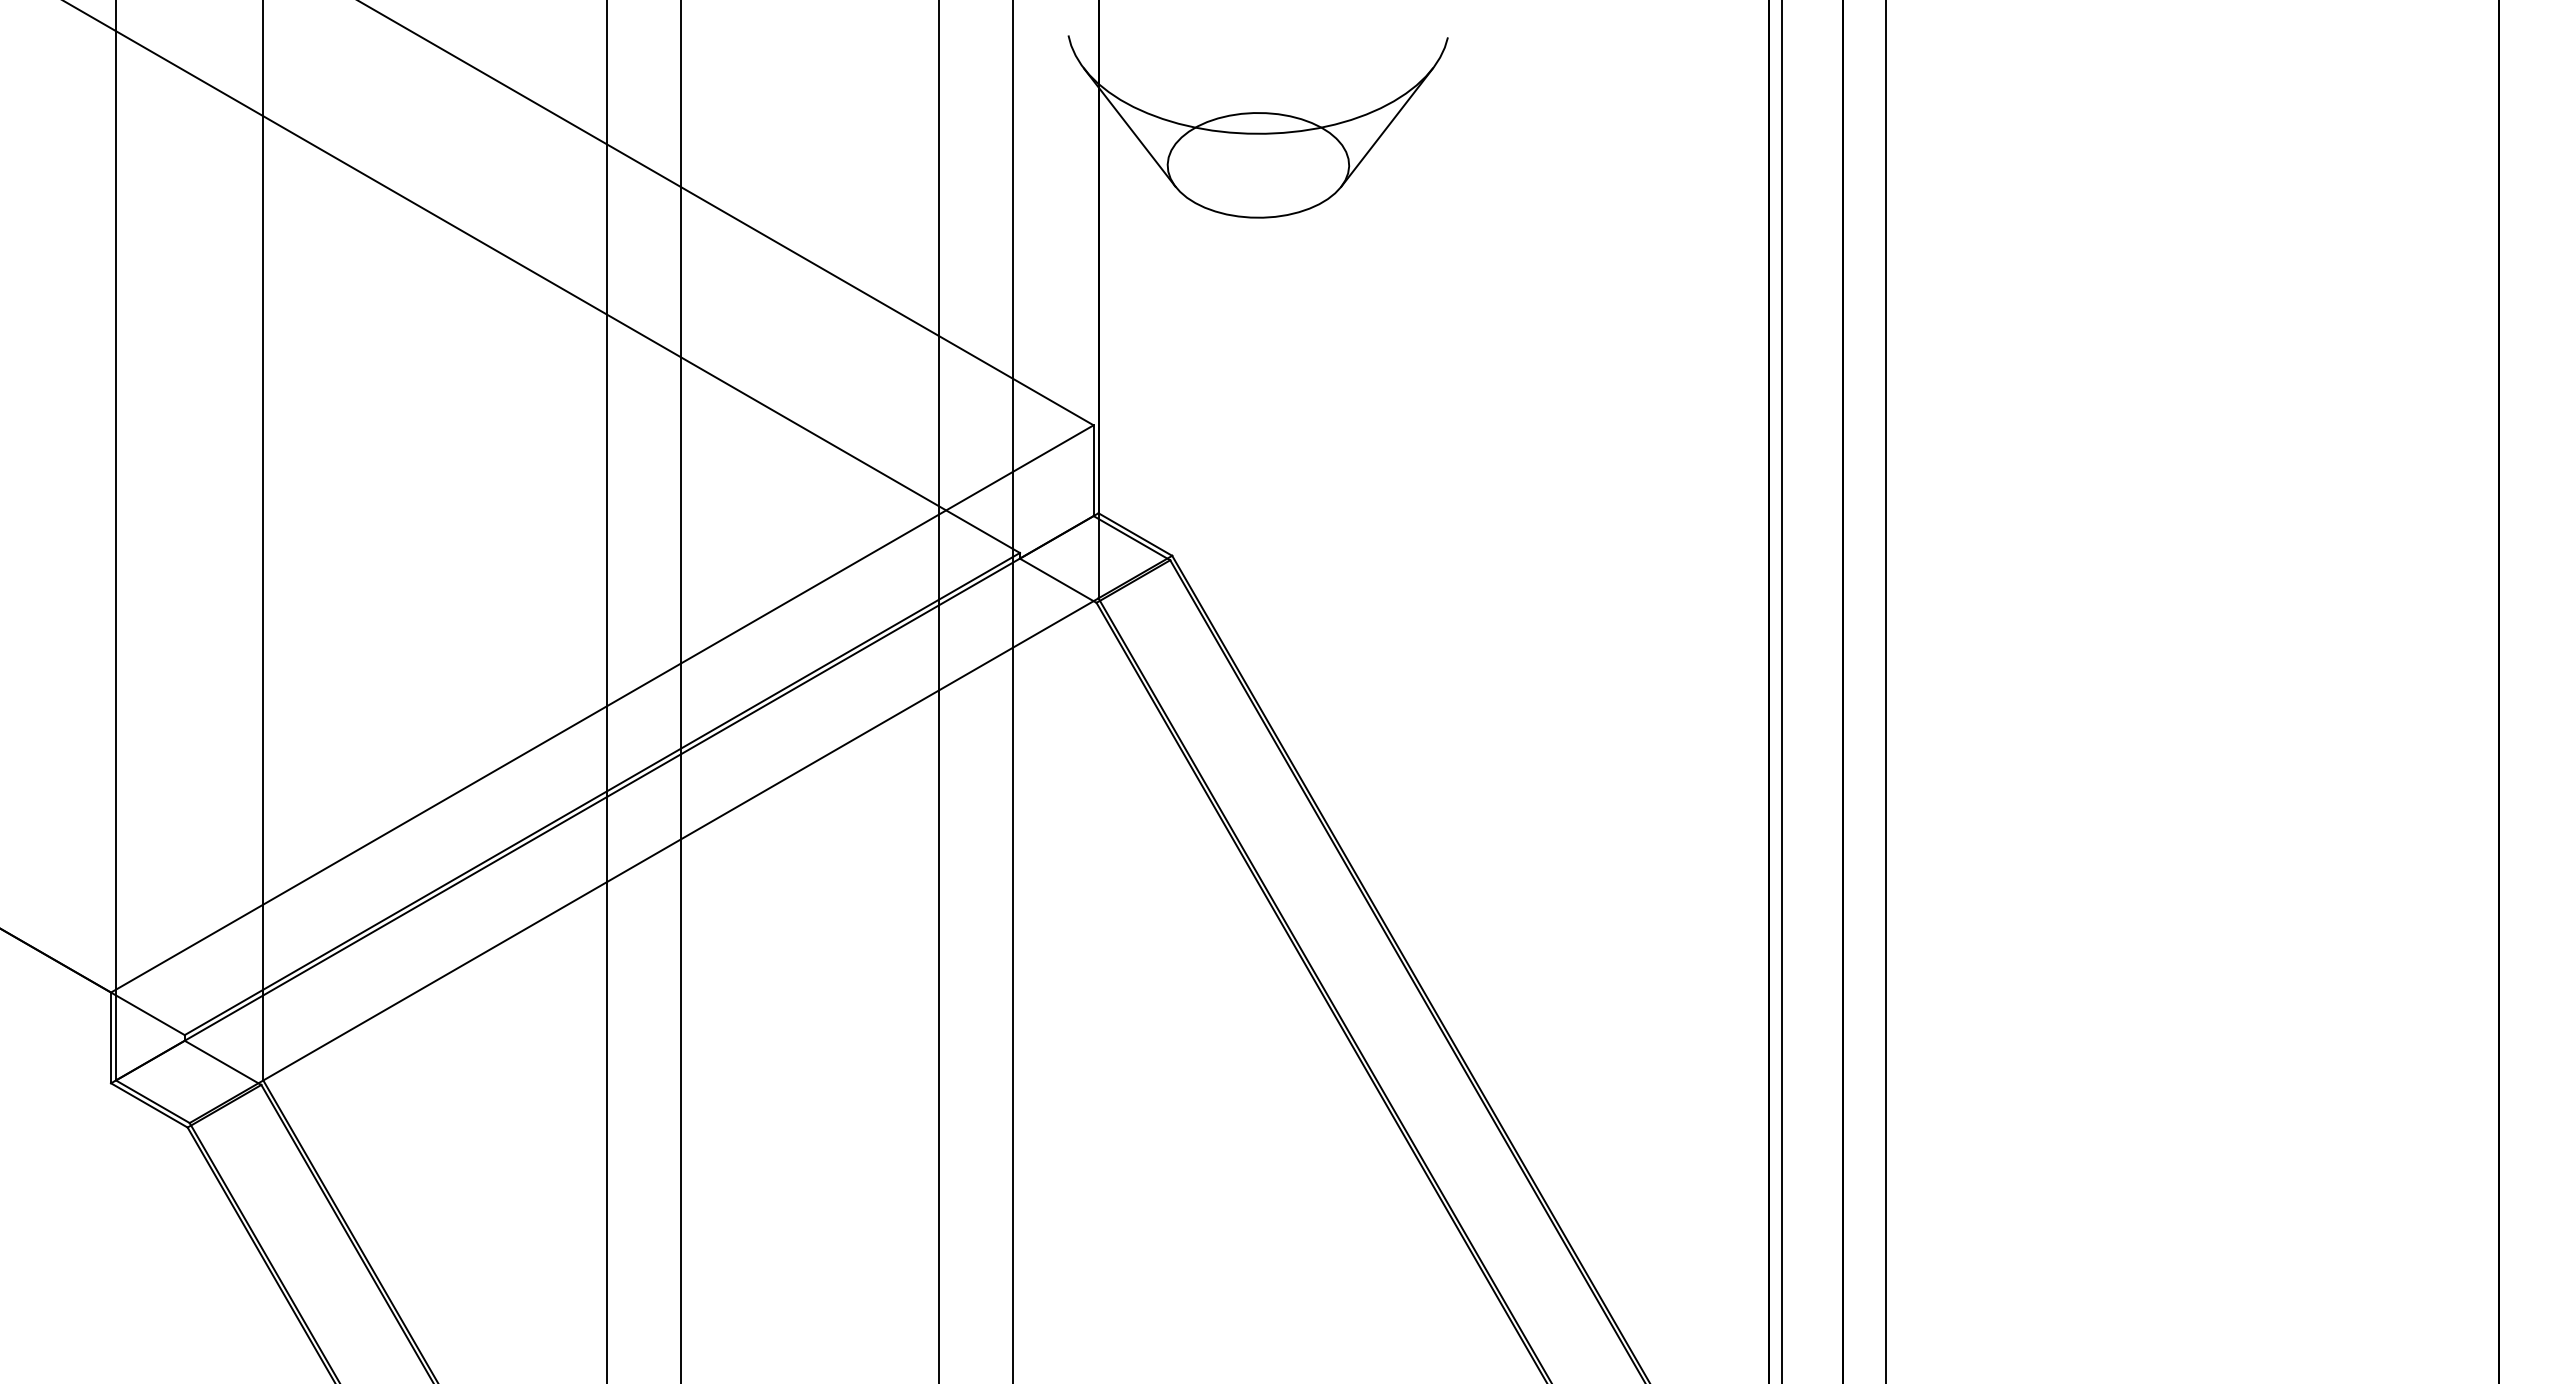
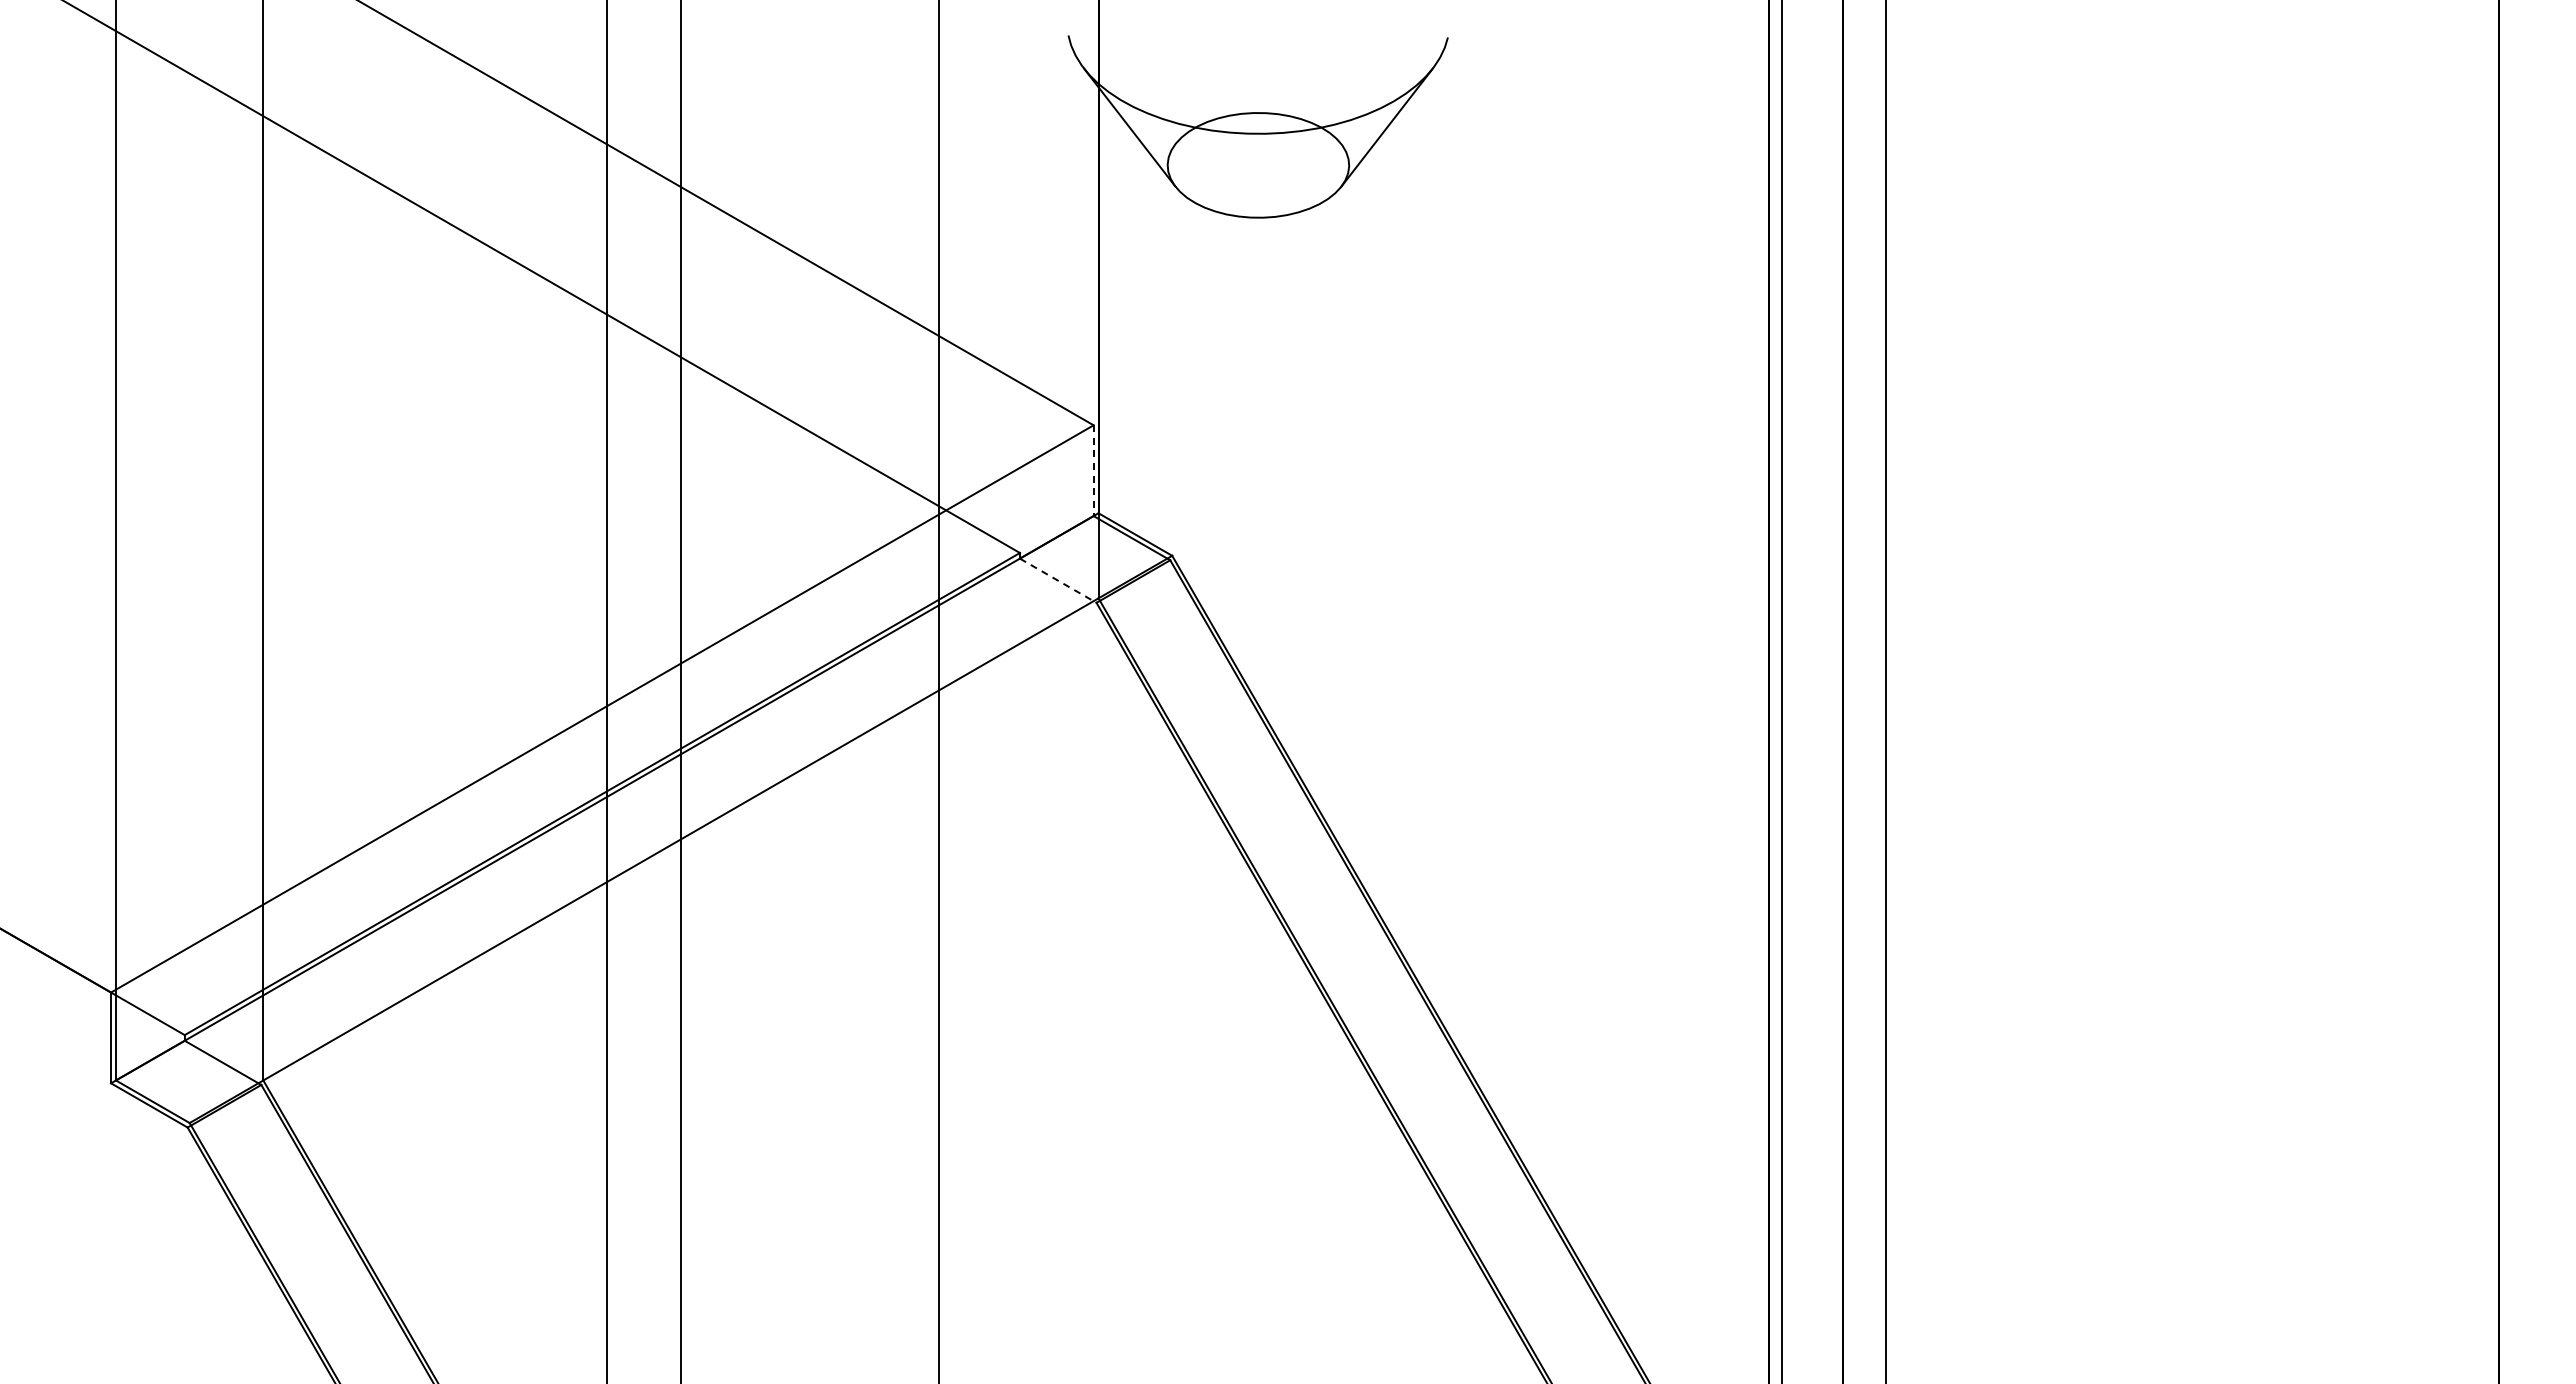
line: solid -> dashed (1093, 471)
line: solid -> dashed (1058, 581)
line: present -> none (1012, 691)
